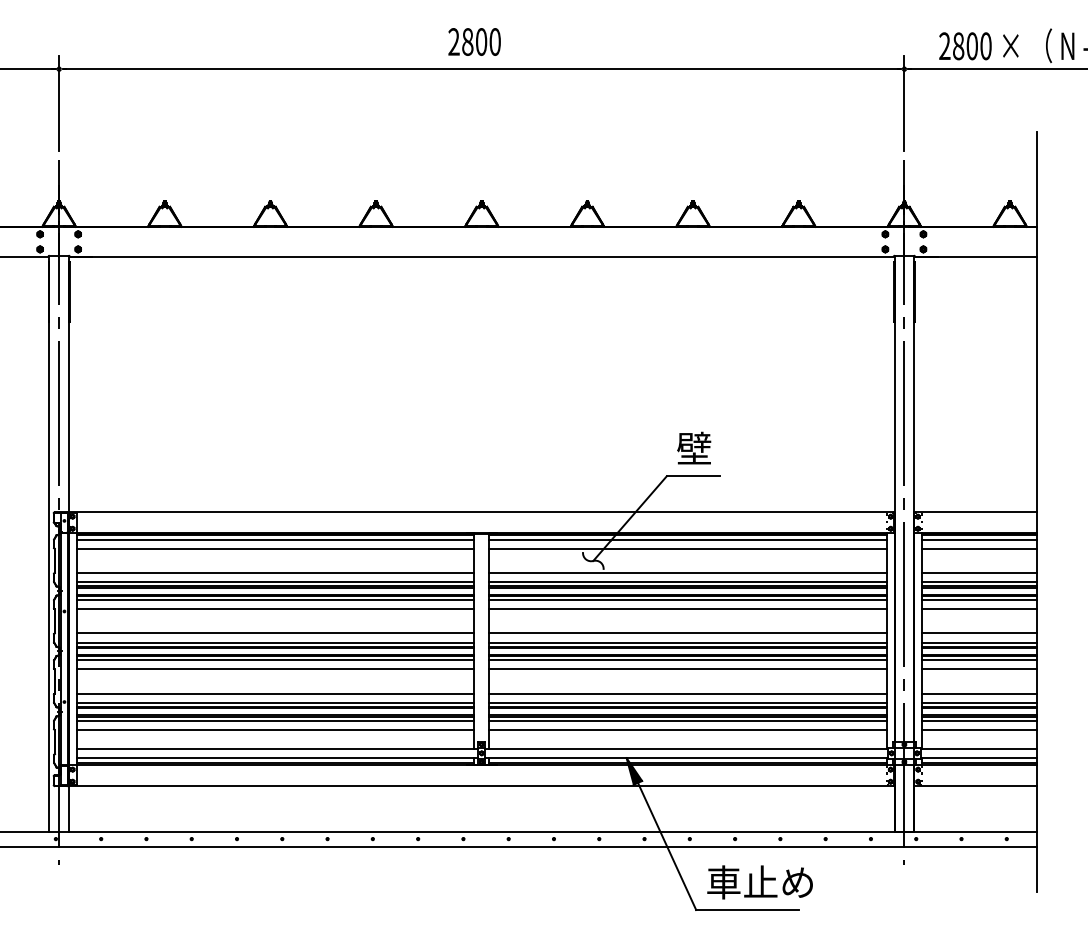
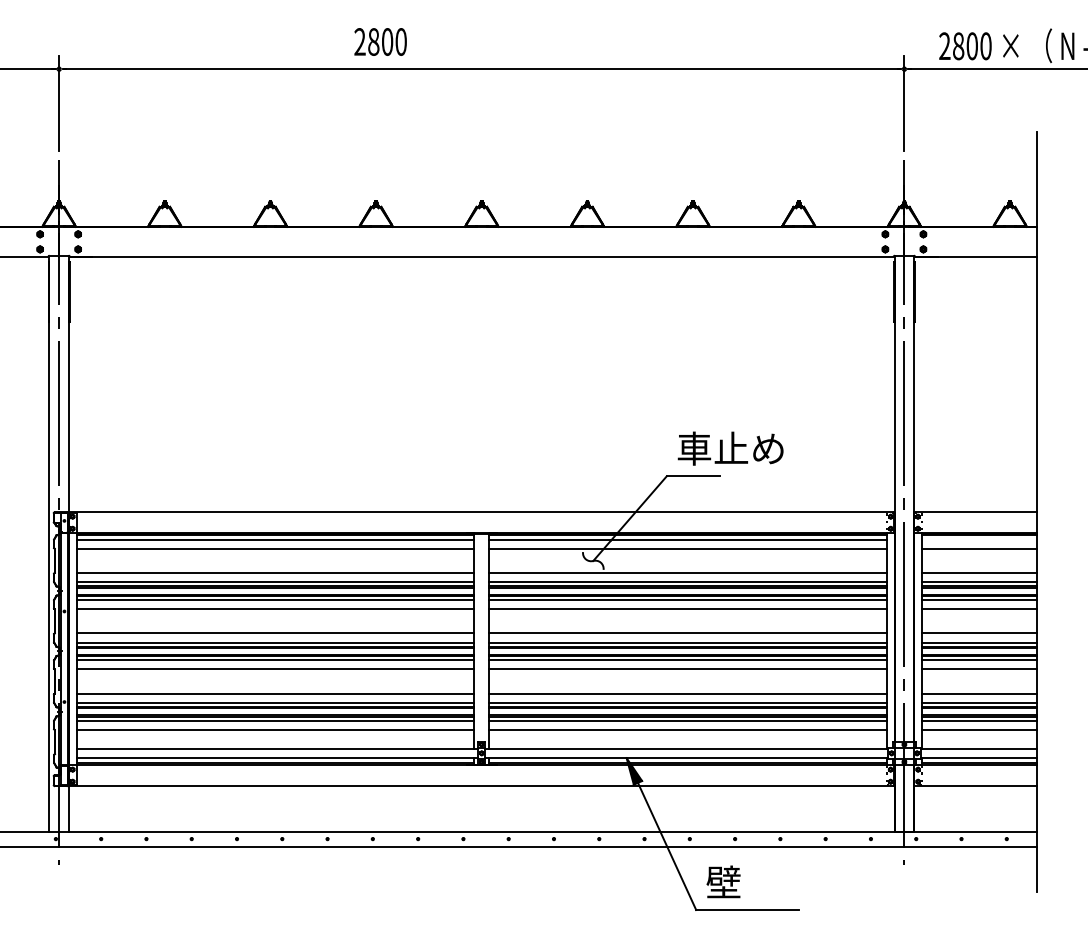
text position: (474, 41) -> (380, 41) (380, 41)
text: 壁 -> 車止め (730, 448)
line: present -> none (979, 539)
text: 車止め -> 壁 (759, 882)
